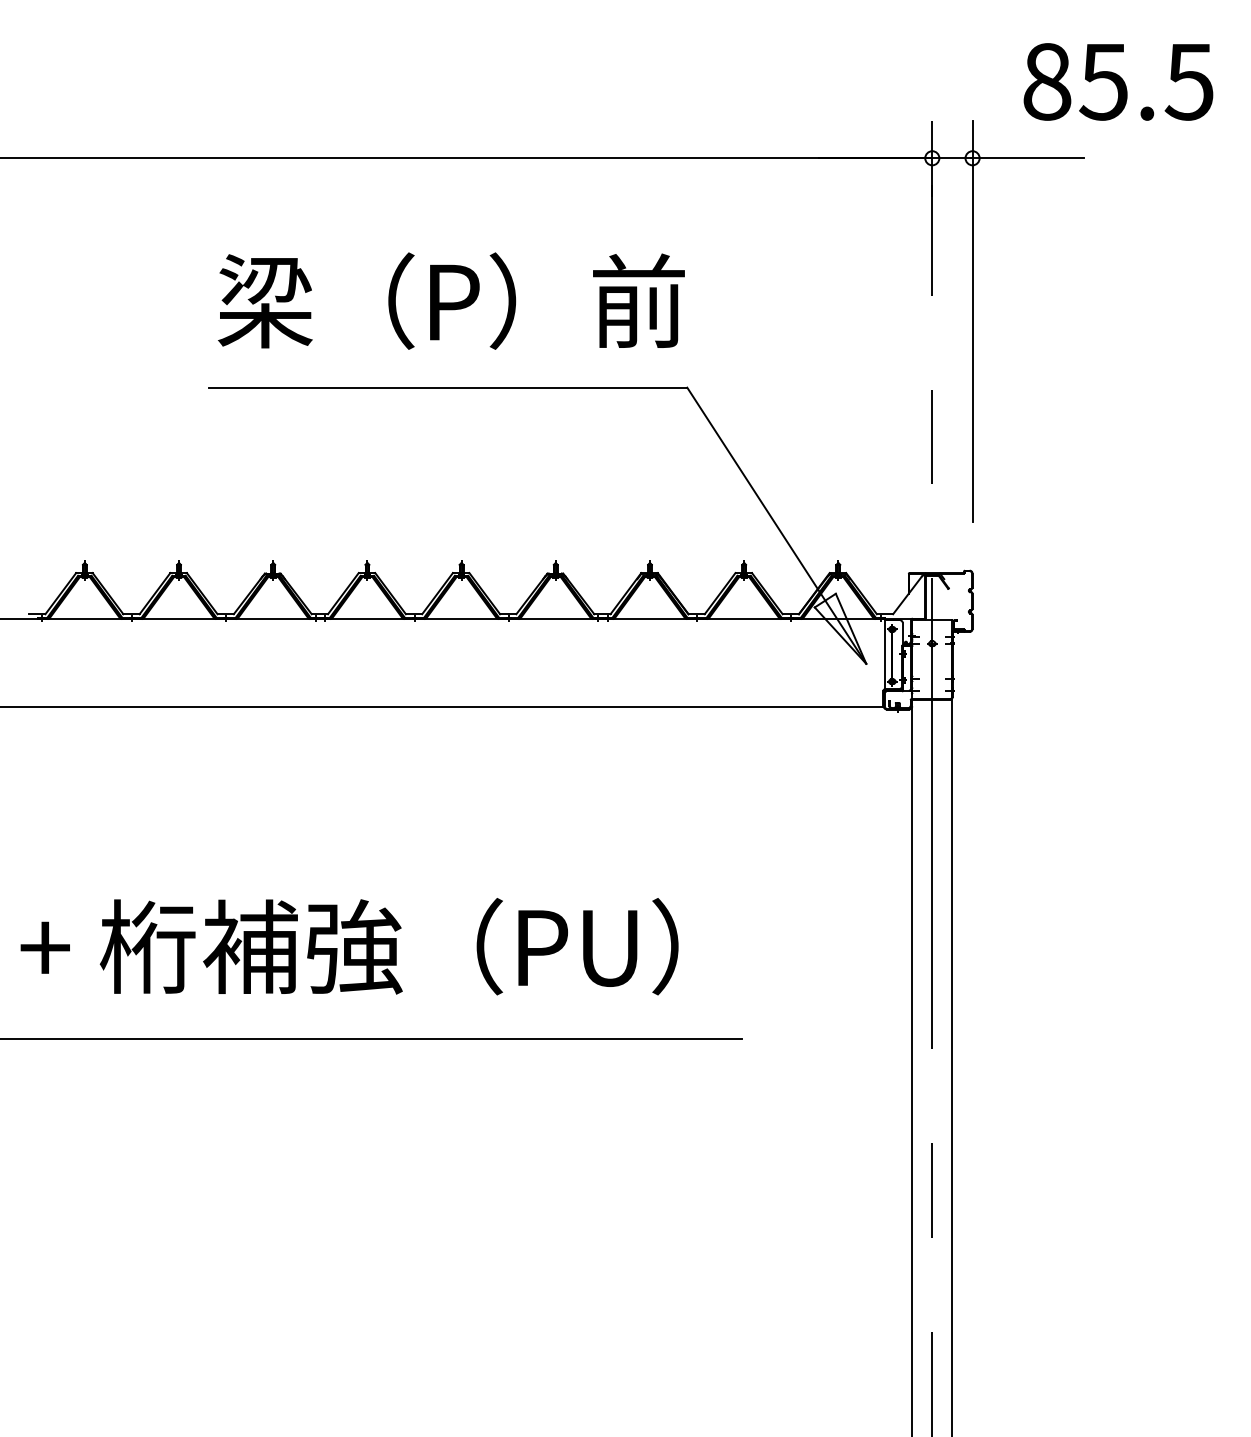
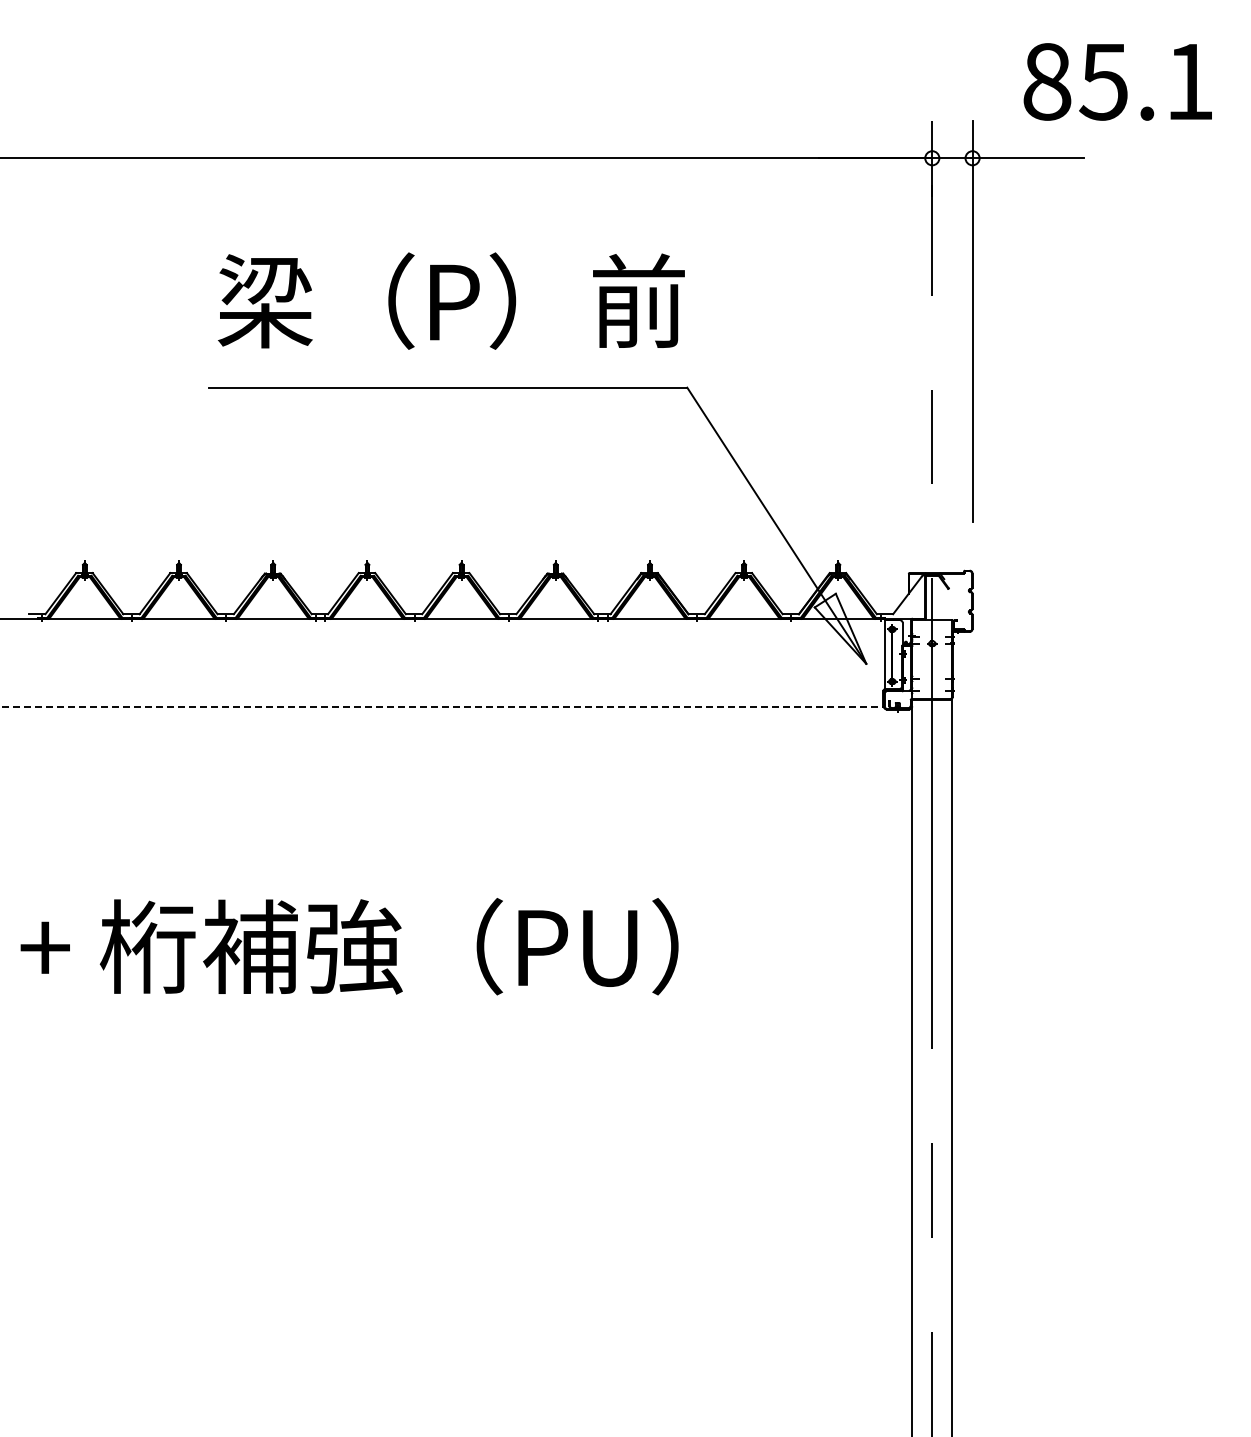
text: 85.5 -> 85.1 (1188, 82)
line: solid -> dashed (442, 706)
line: present -> none (372, 1038)
